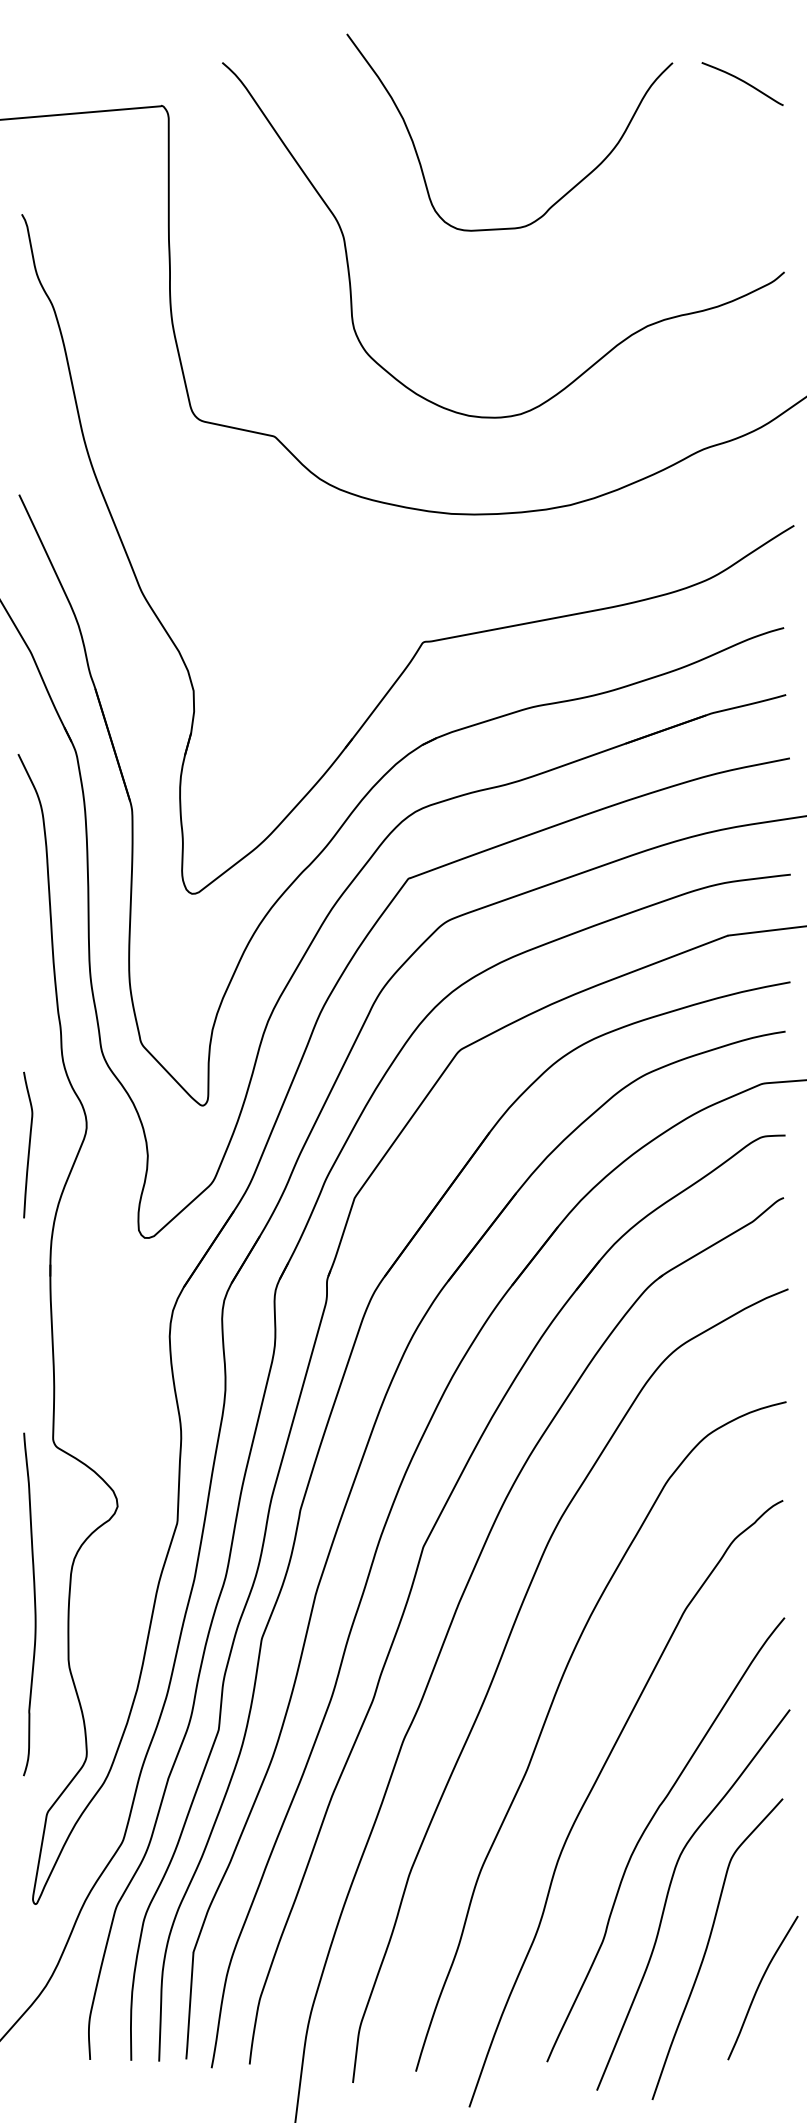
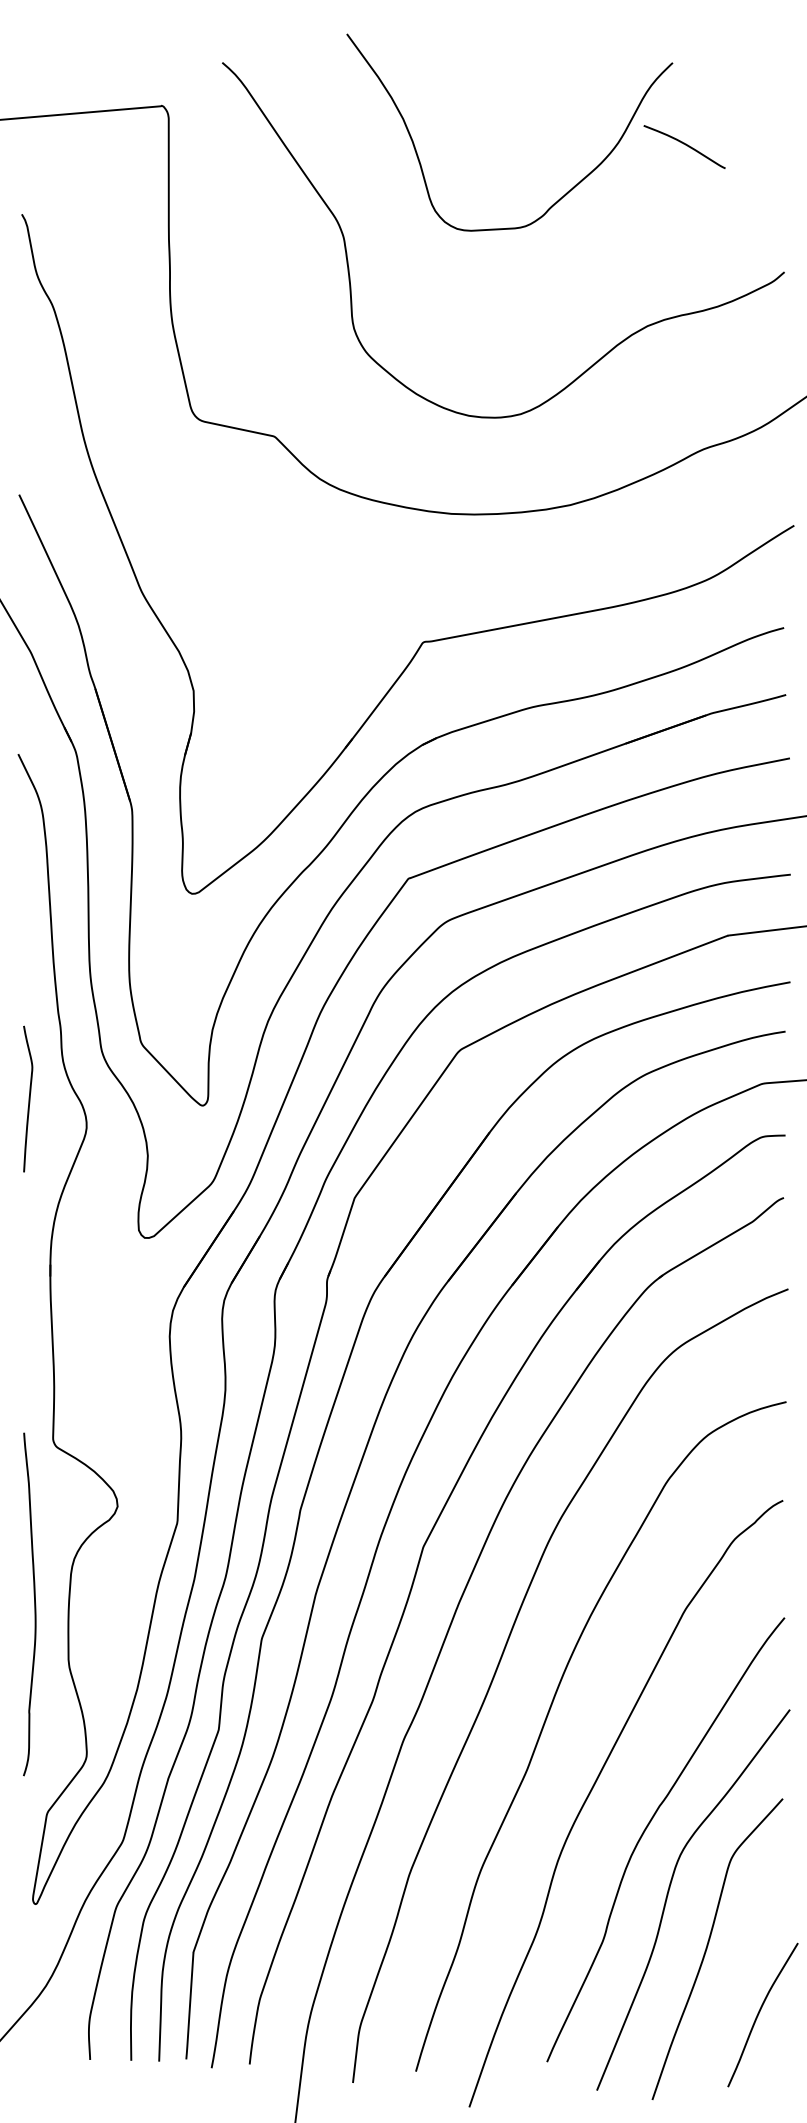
curve position: (743, 82) -> (685, 145) (685, 145)
curve position: (28, 1144) -> (28, 1098) (28, 1098)
curve position: (759, 1987) -> (759, 2014) (759, 2014)
